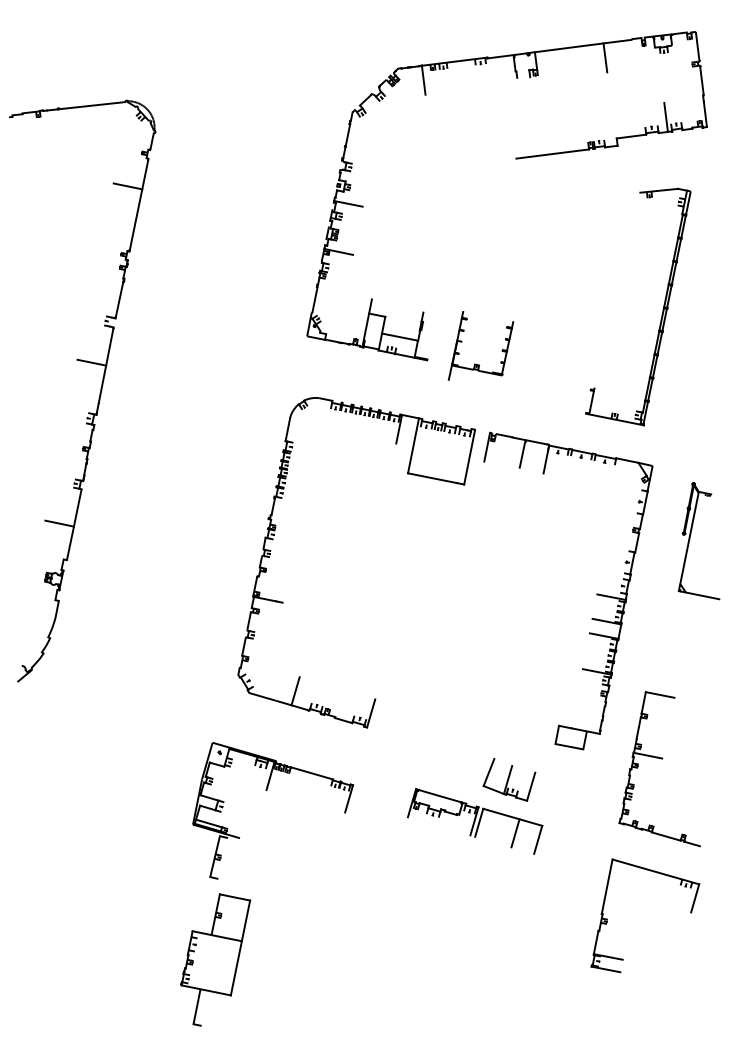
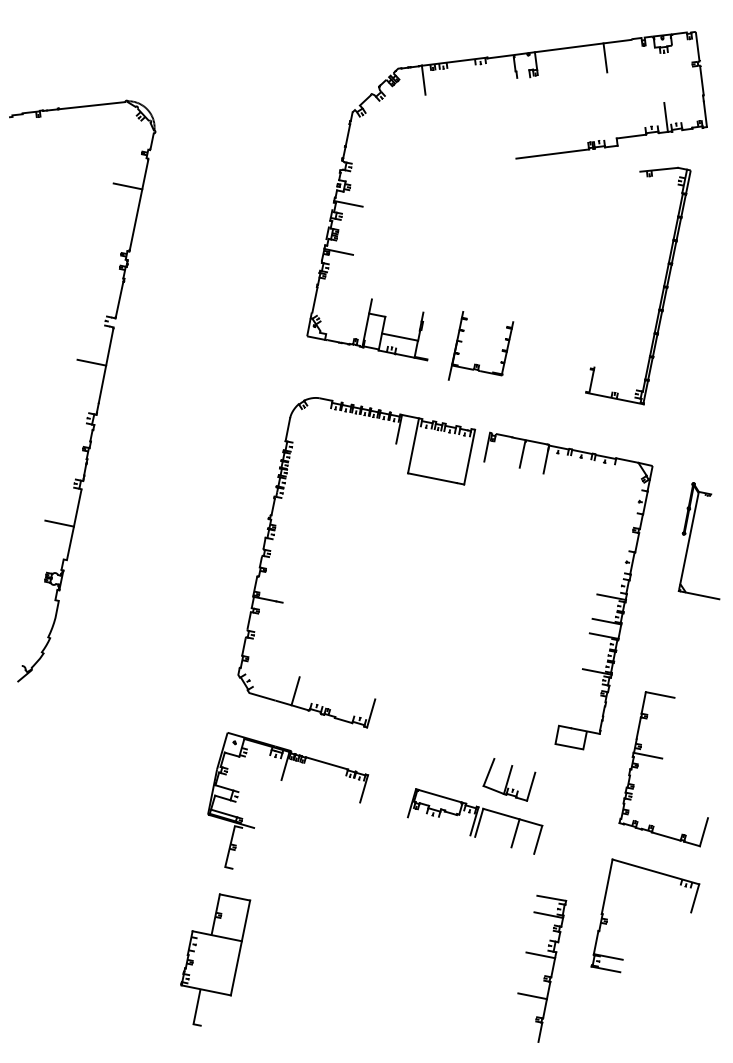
part position: (662, 309) -> (662, 288) (662, 288)
part position: (267, 790) -> (282, 780) (282, 780)
line: none -> present (703, 832)
part: none -> present (544, 975)
